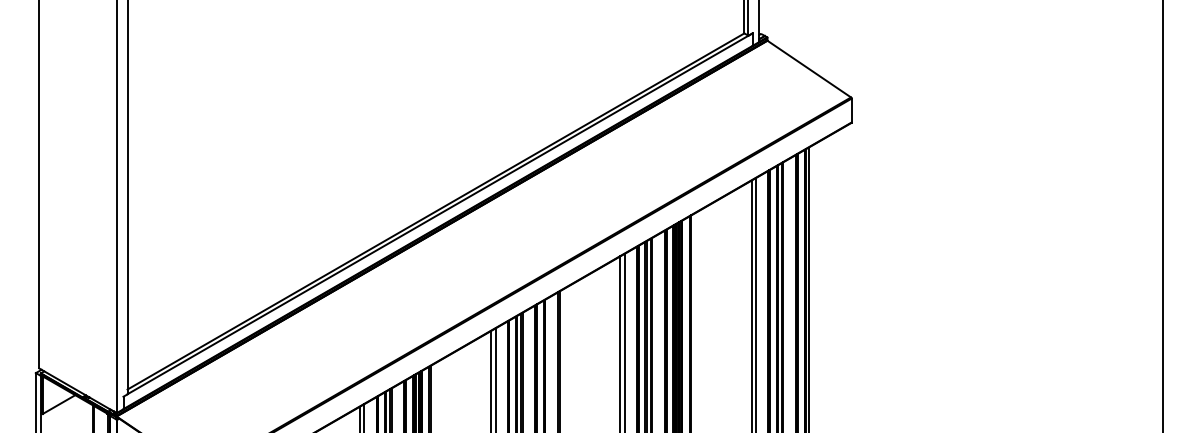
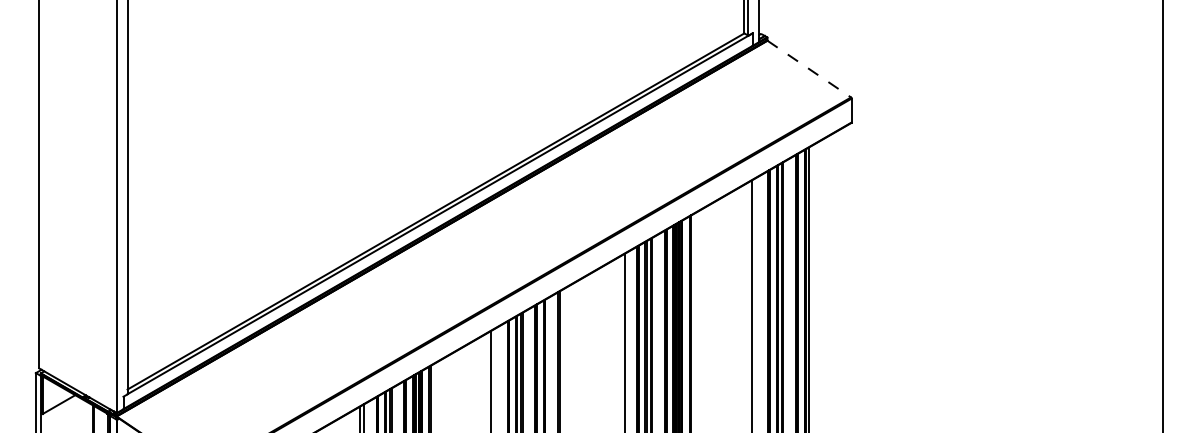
line: solid -> dashed (809, 69)
line: present -> none (756, 303)
line: present -> none (620, 342)
line: present -> none (495, 378)
